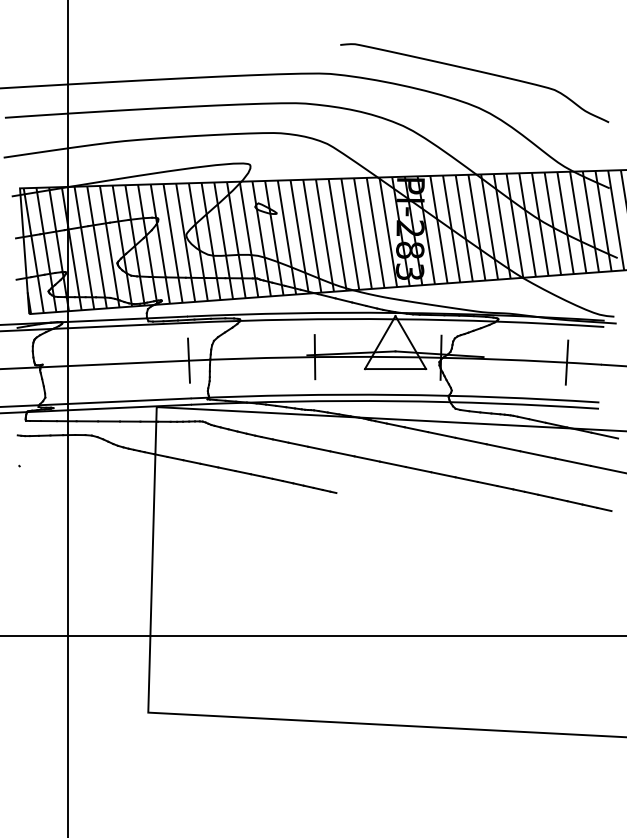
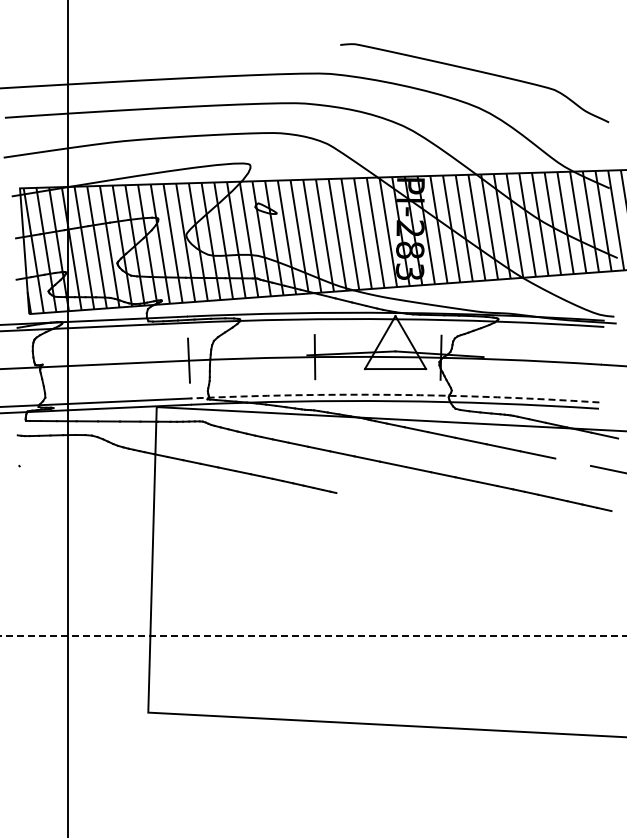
line: present -> none (566, 362)
arc: solid -> dashed (395, 394)
line: present -> none (572, 461)
line: solid -> dashed (313, 636)
